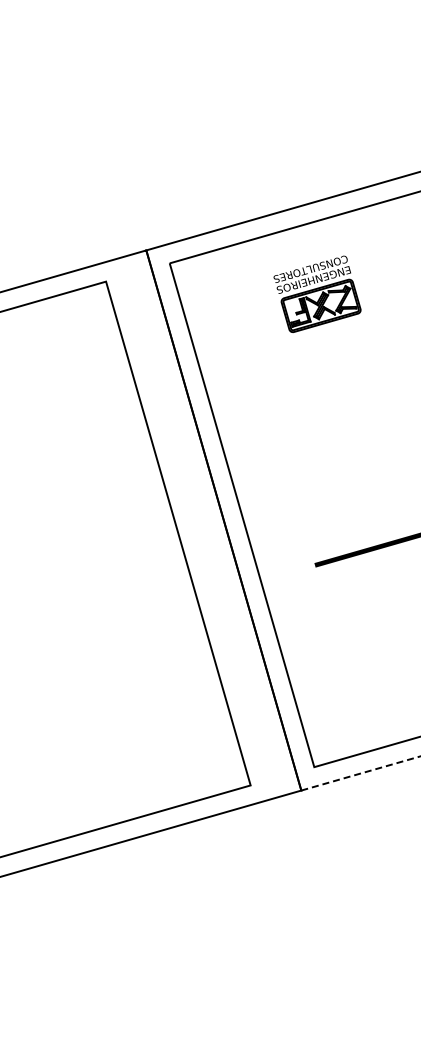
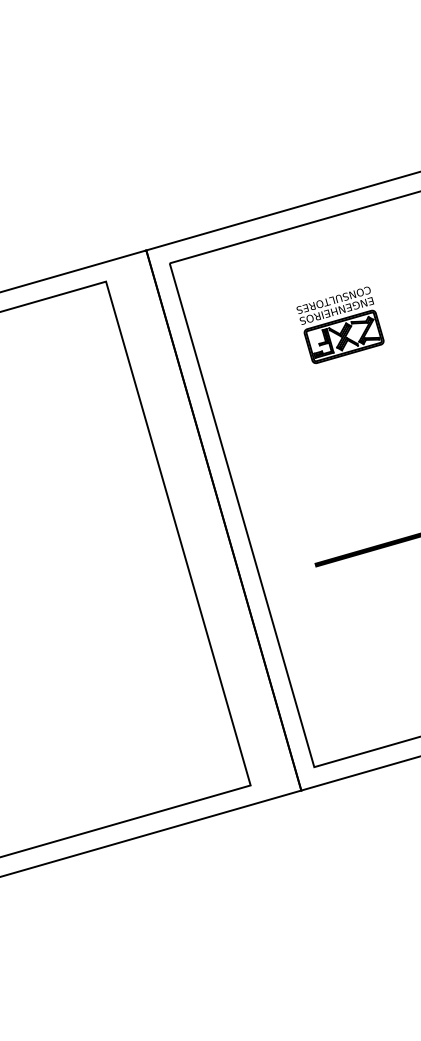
part position: (317, 293) -> (340, 324) (340, 324)
line: dashed -> solid (360, 773)
